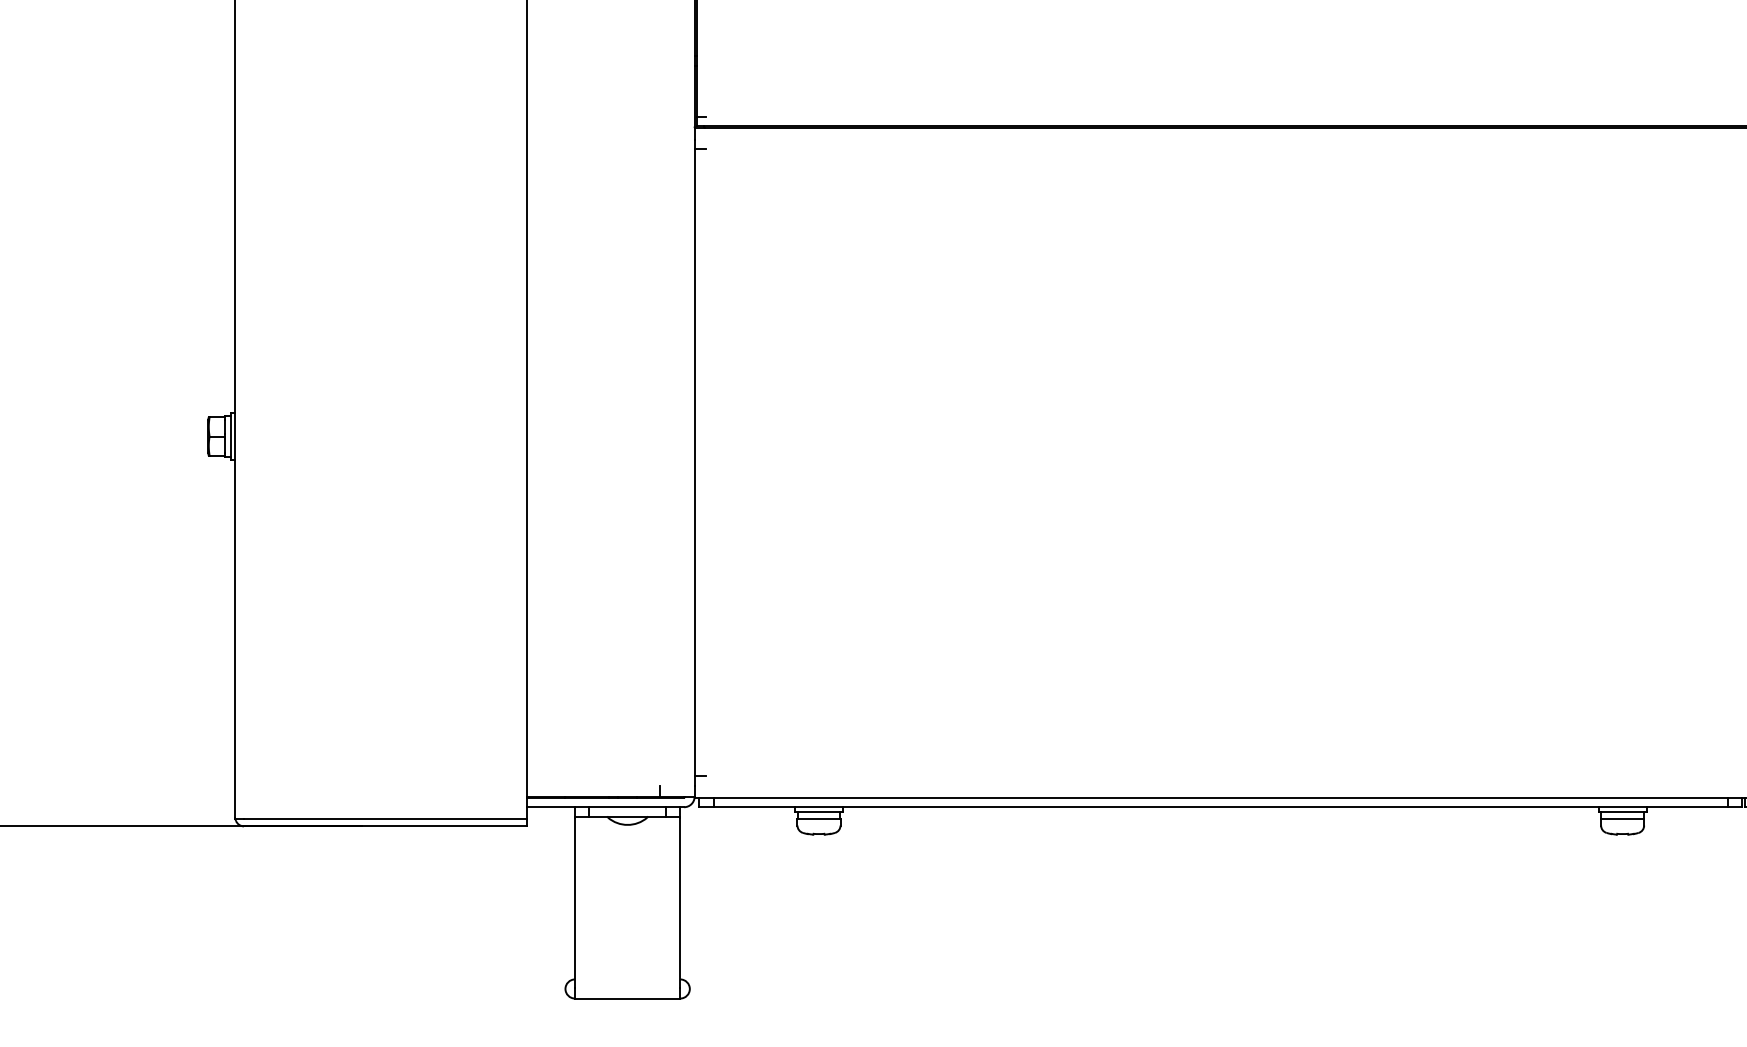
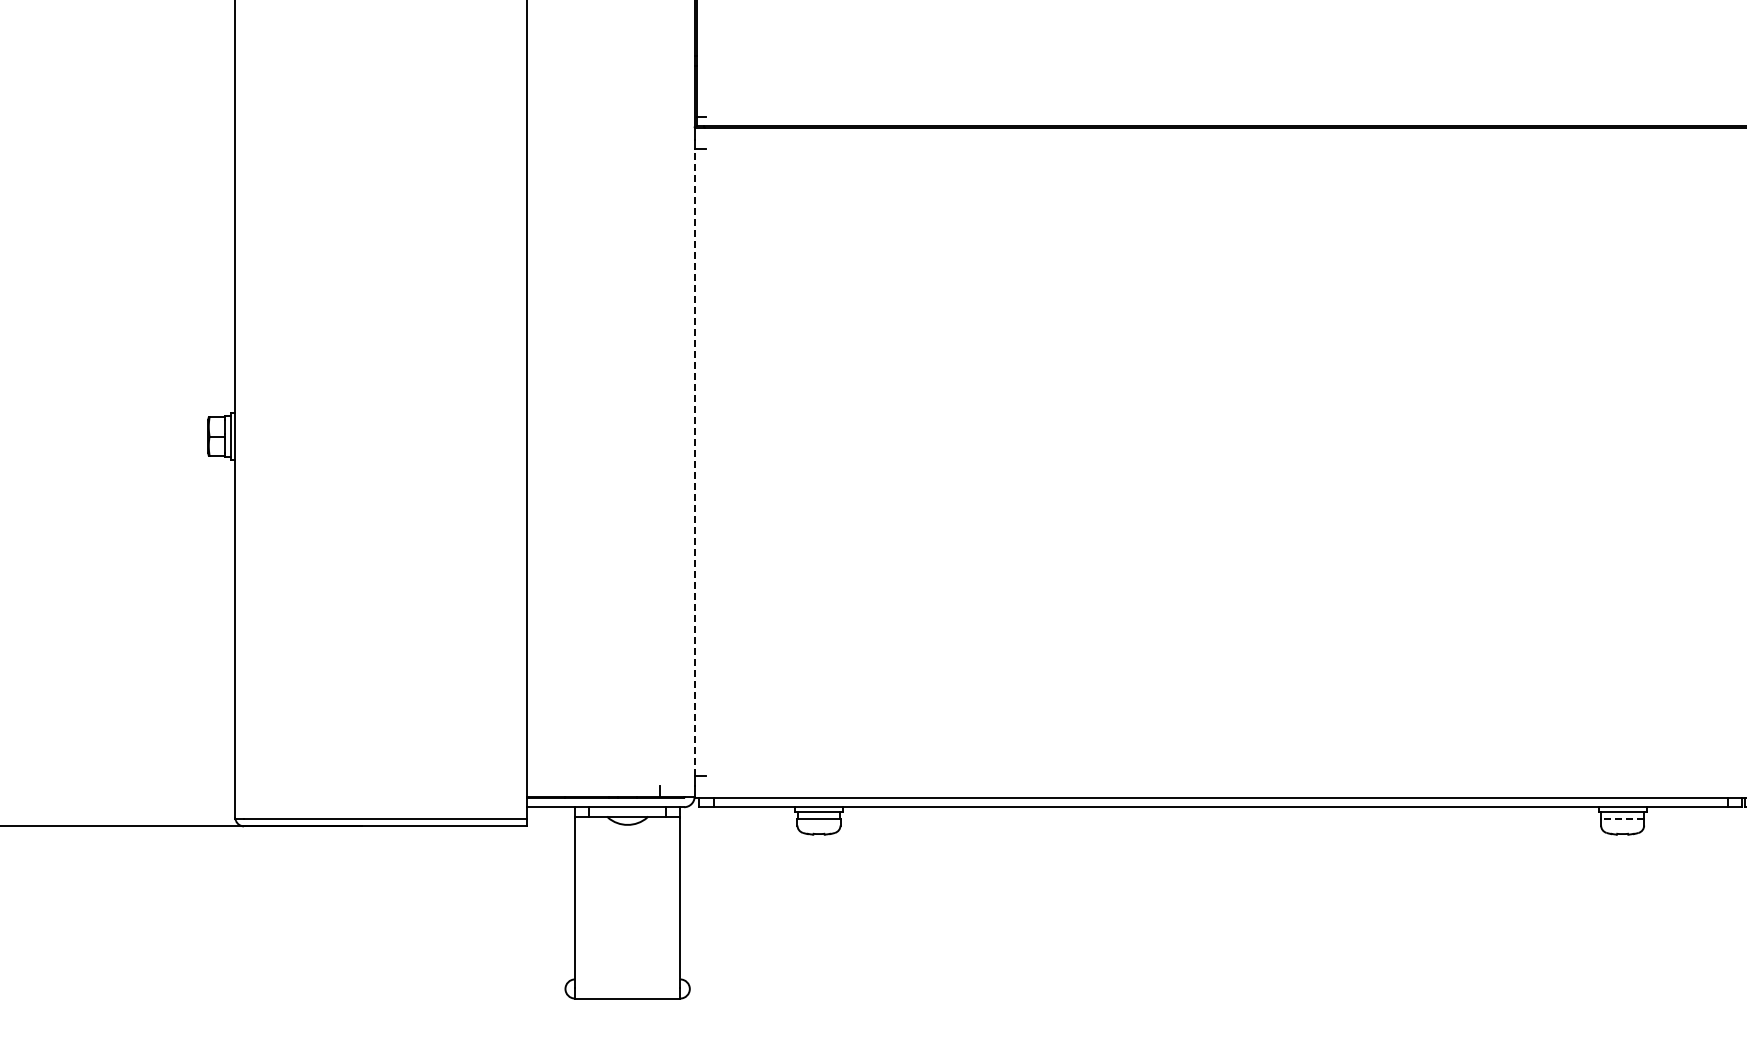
line: solid -> dashed (694, 462)
line: solid -> dashed (1622, 818)
